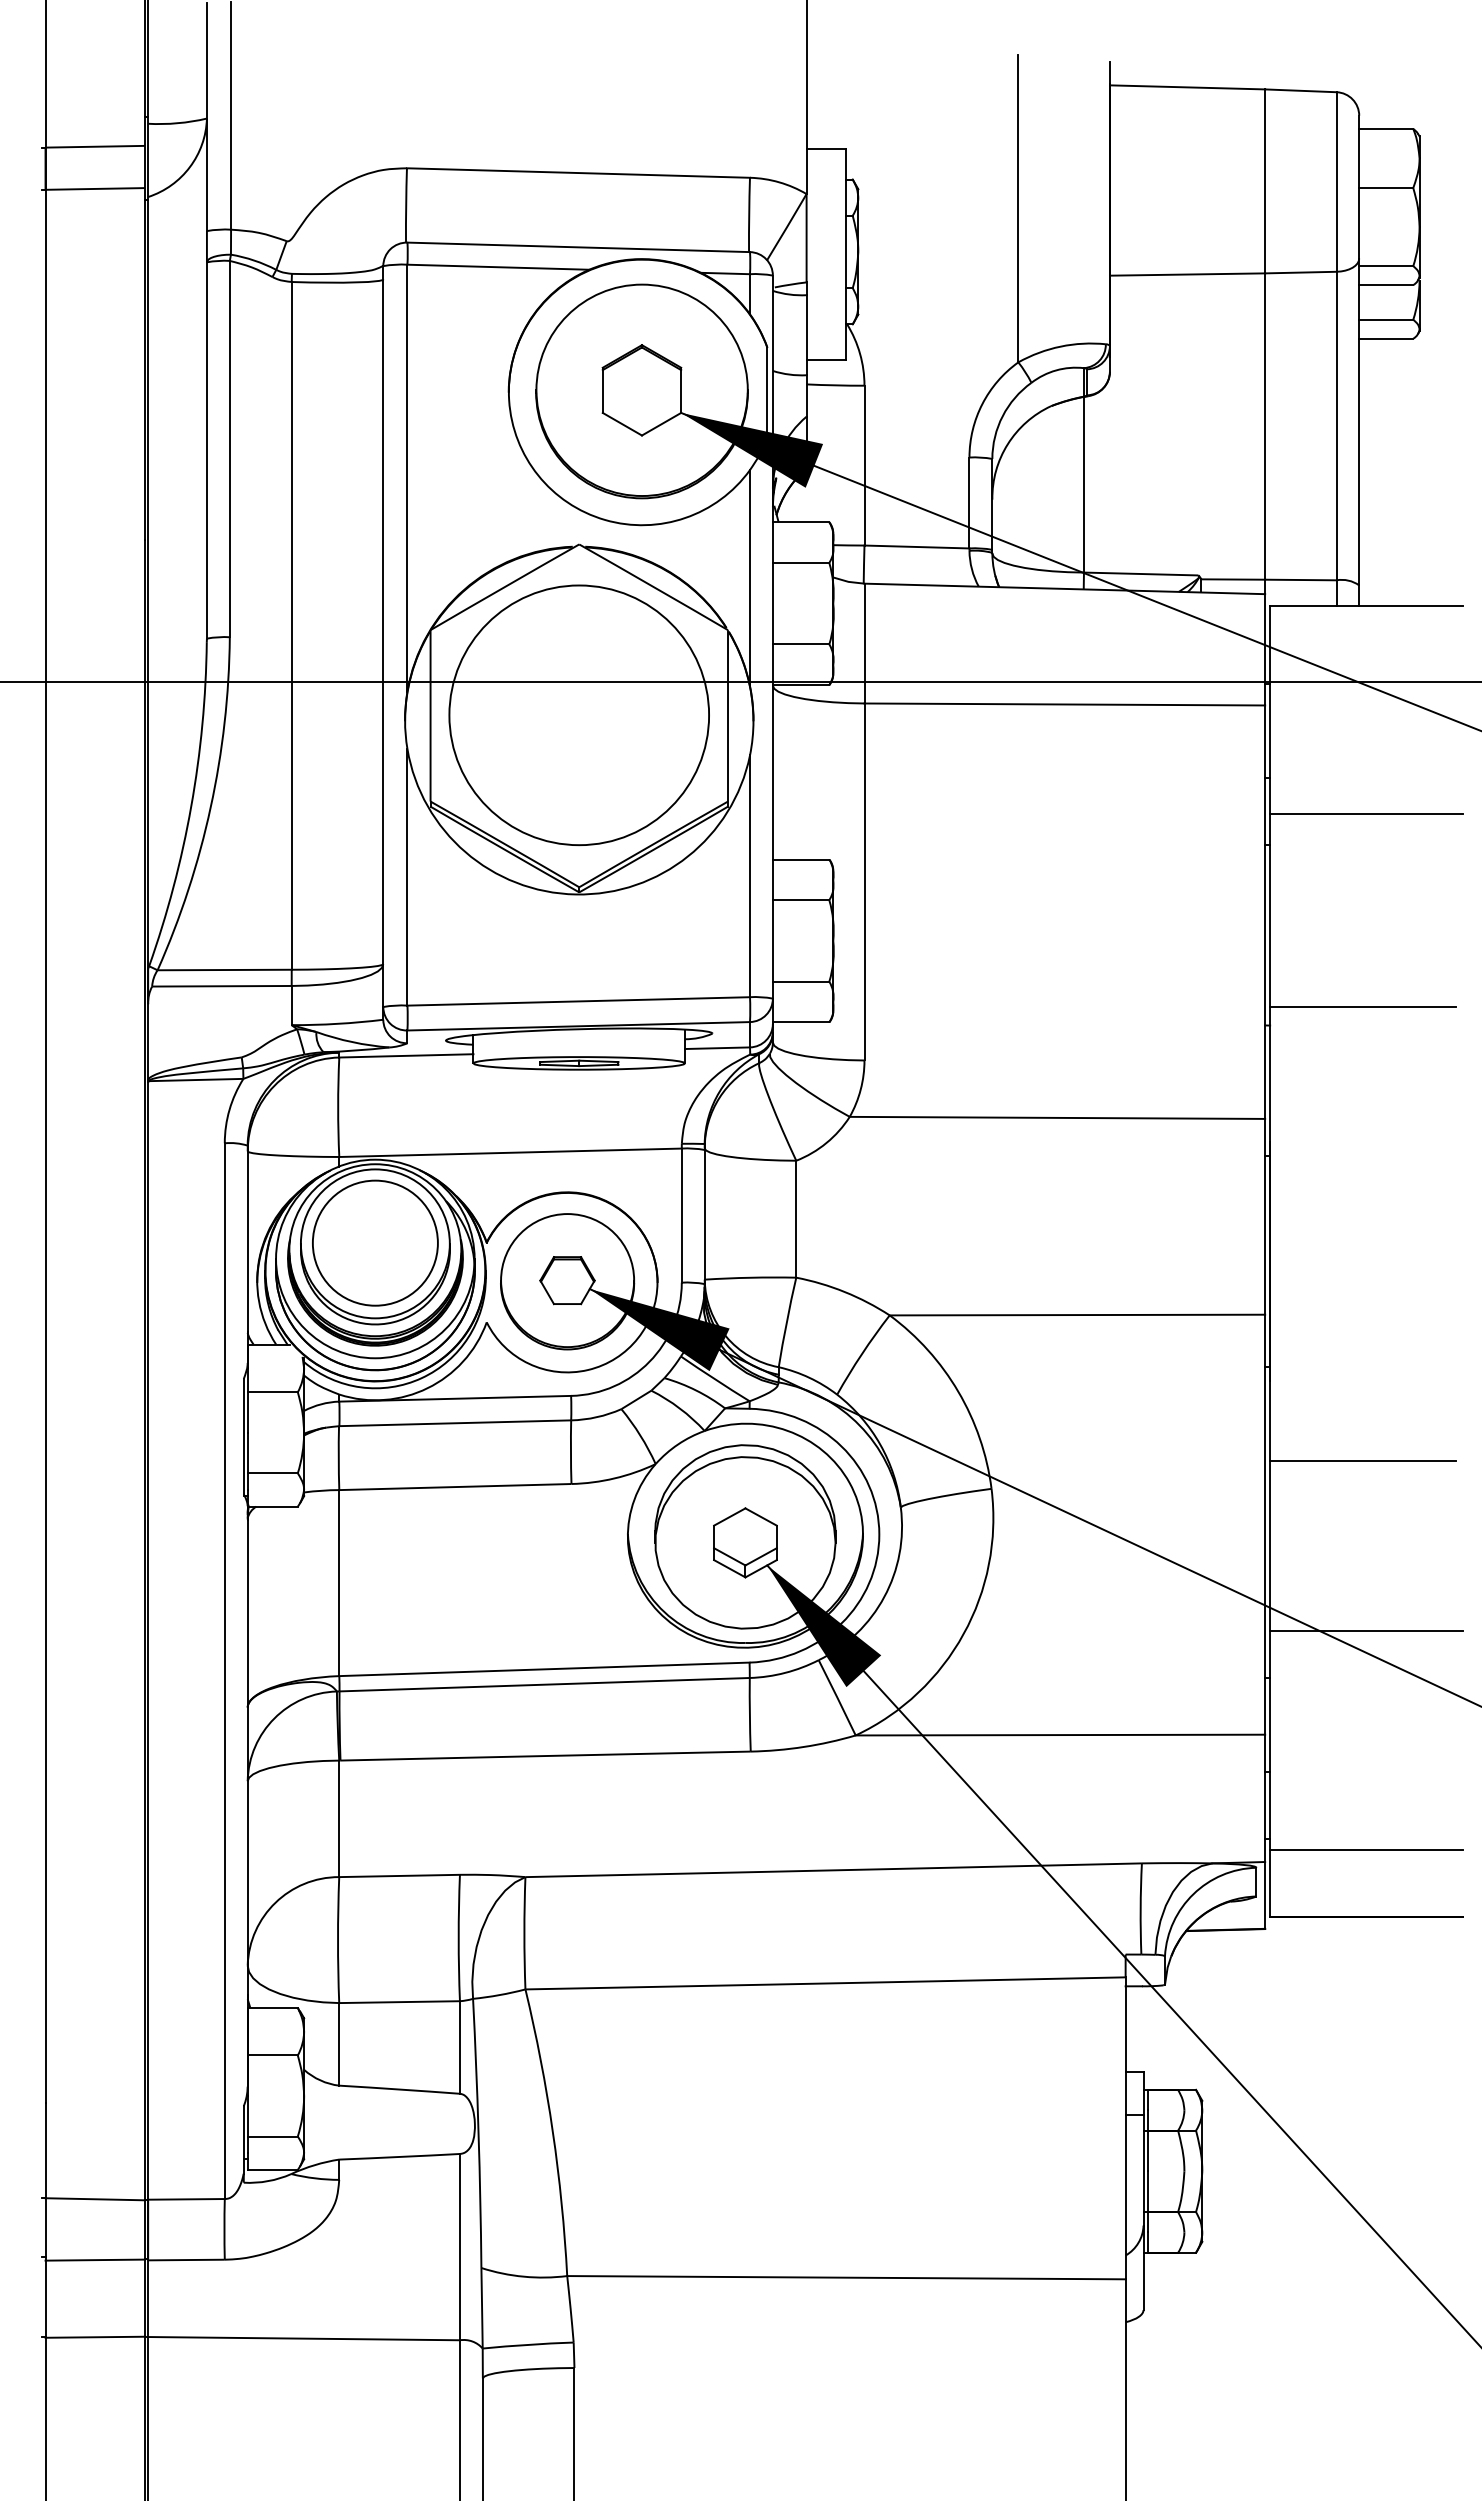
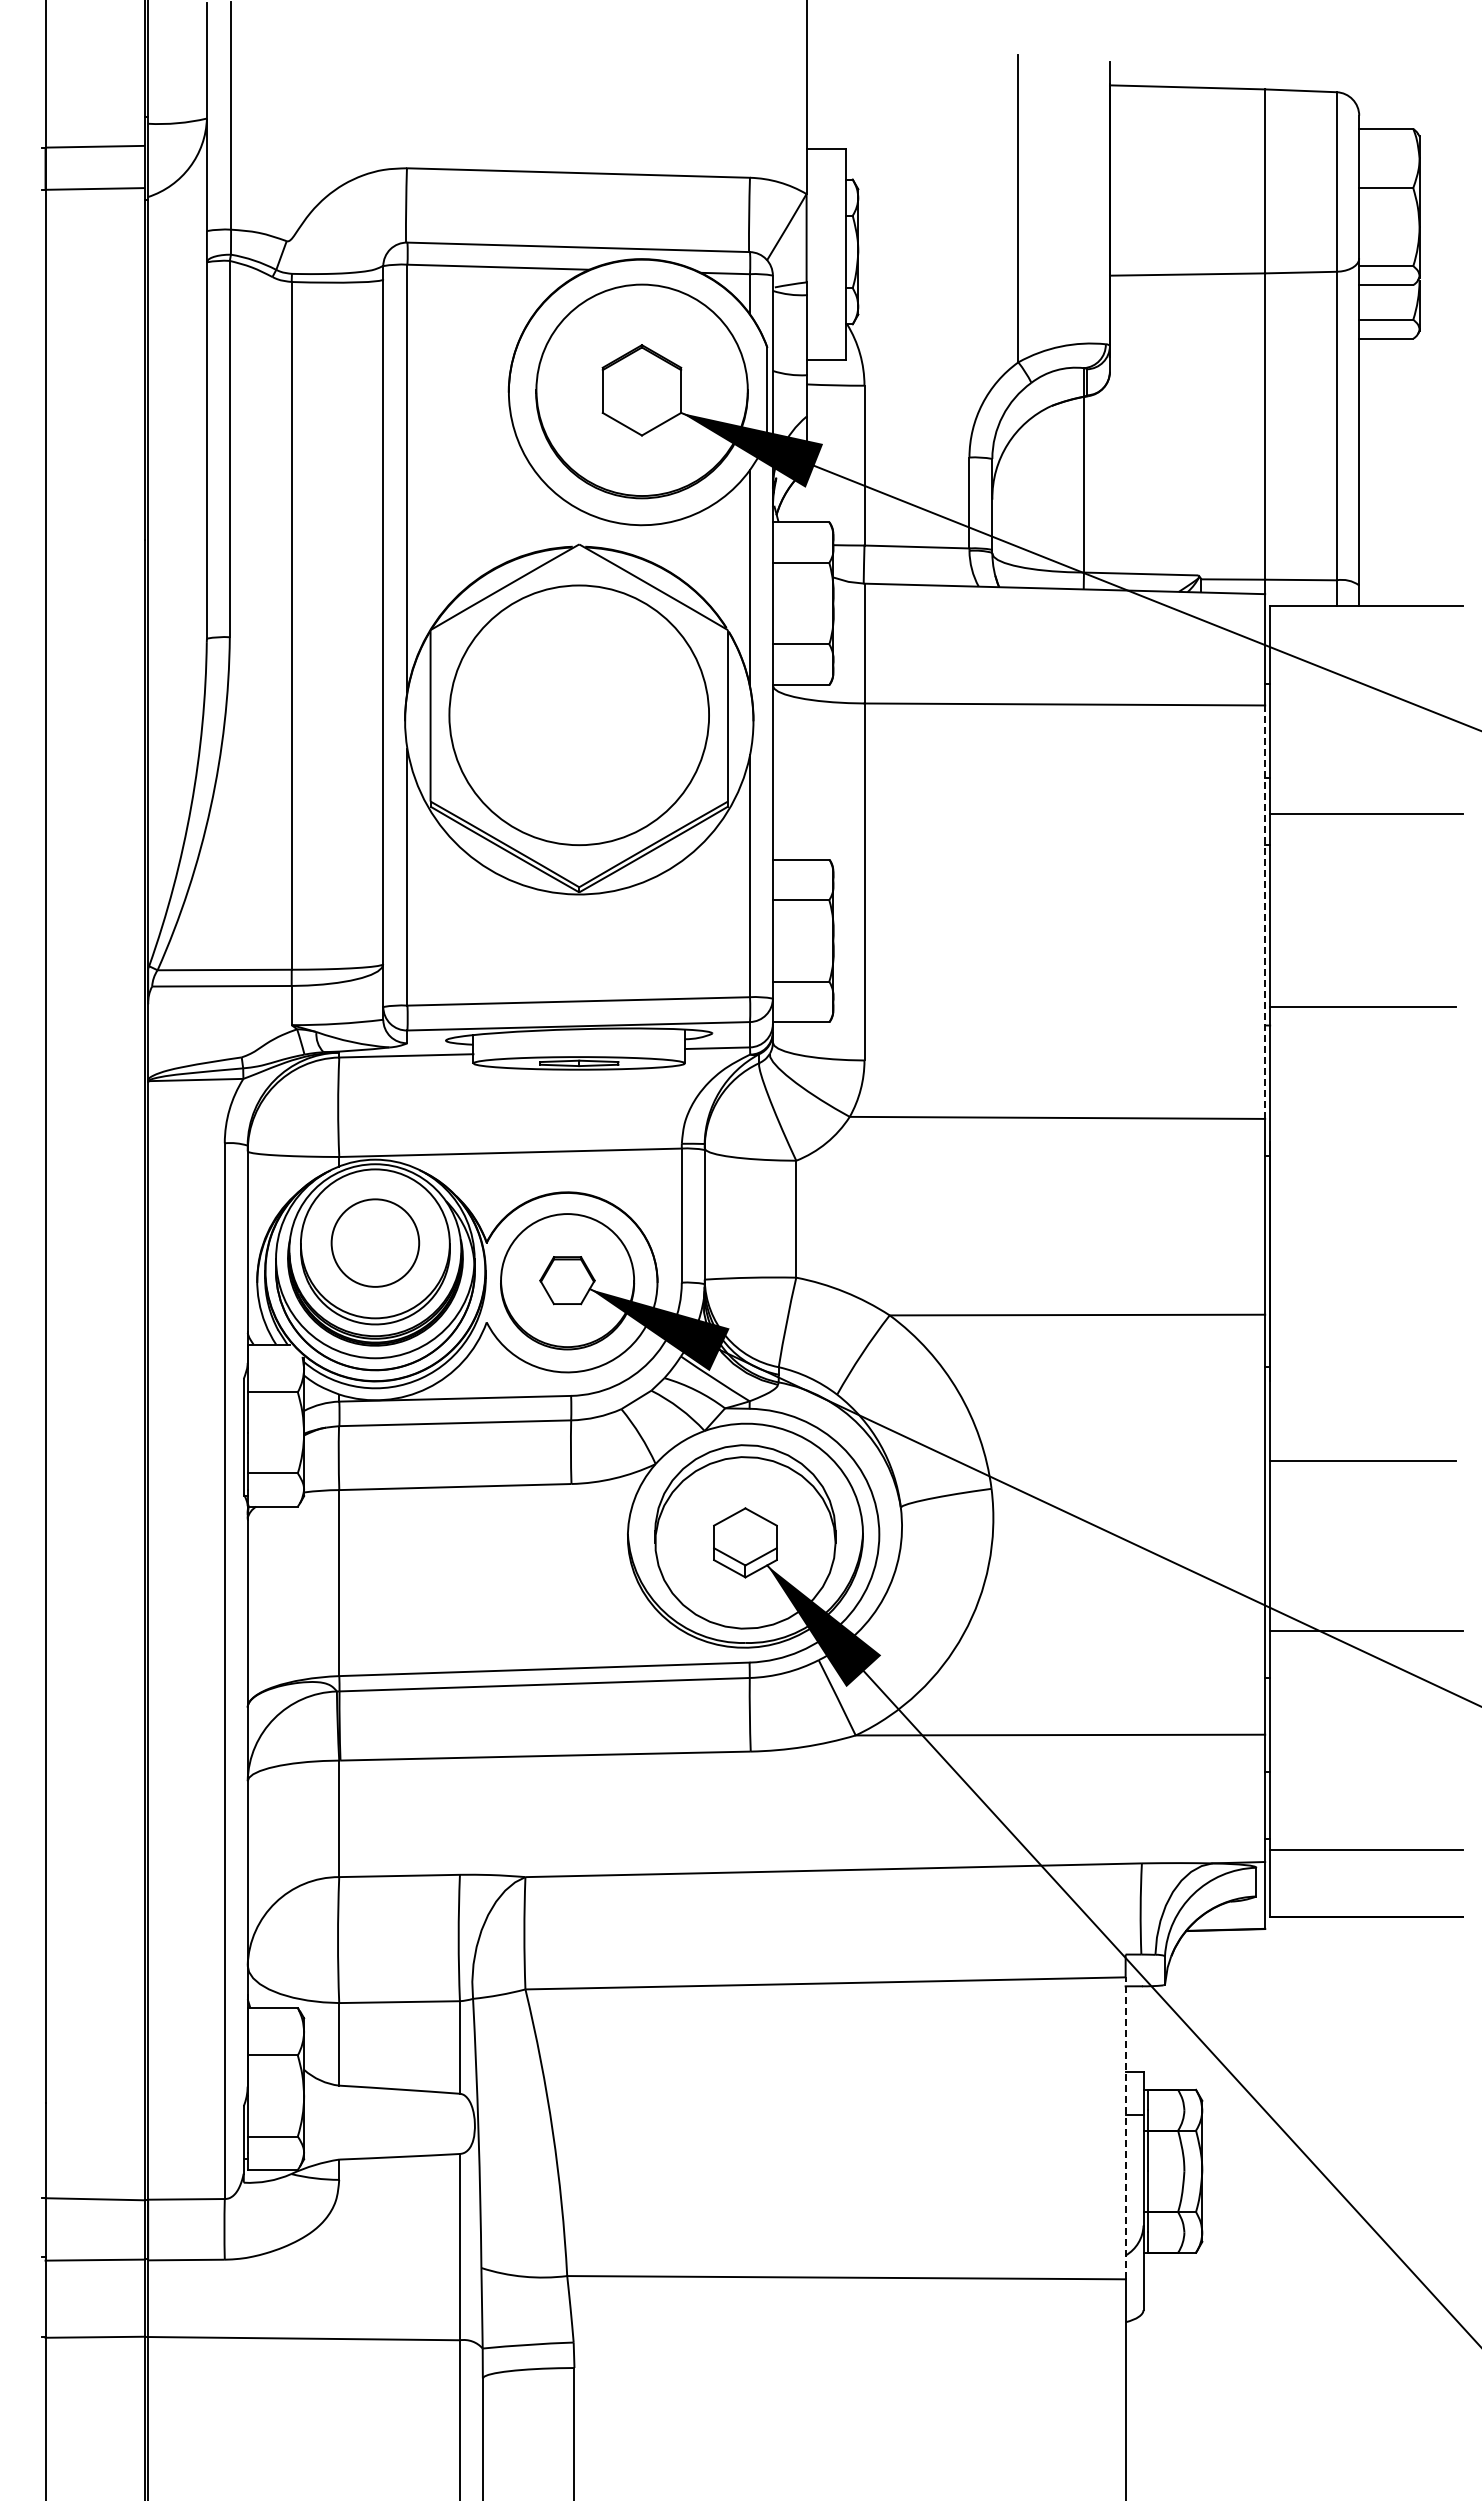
line: present -> none (740, 681)
line: solid -> dashed (1265, 912)
circle size: 127x128 px -> 91x90 px (375, 1242)
line: solid -> dashed (1125, 2128)
